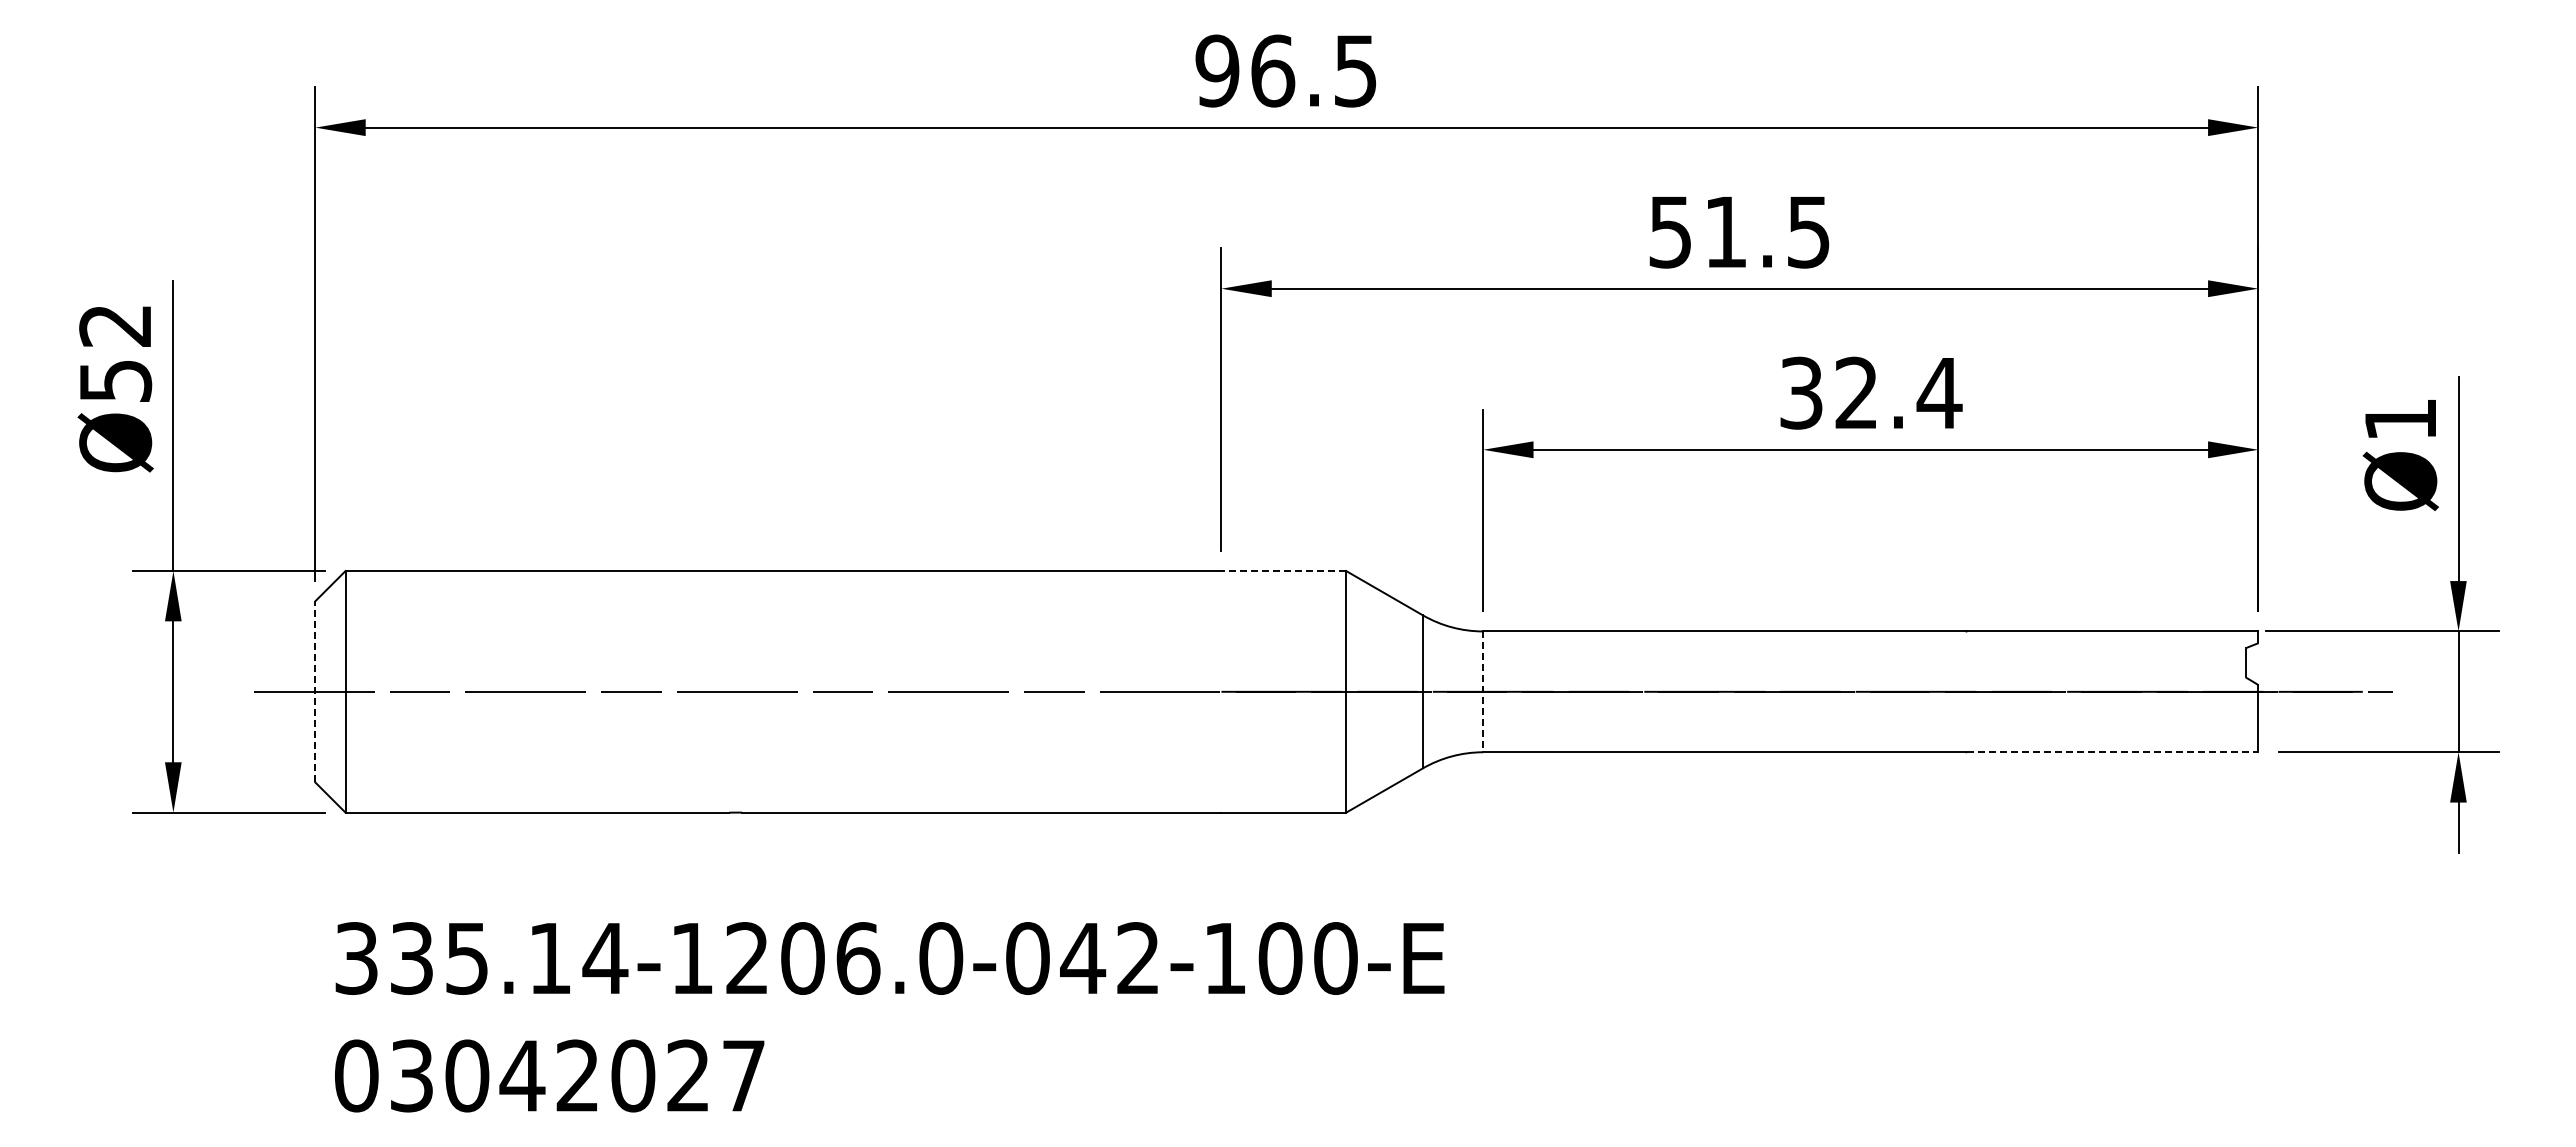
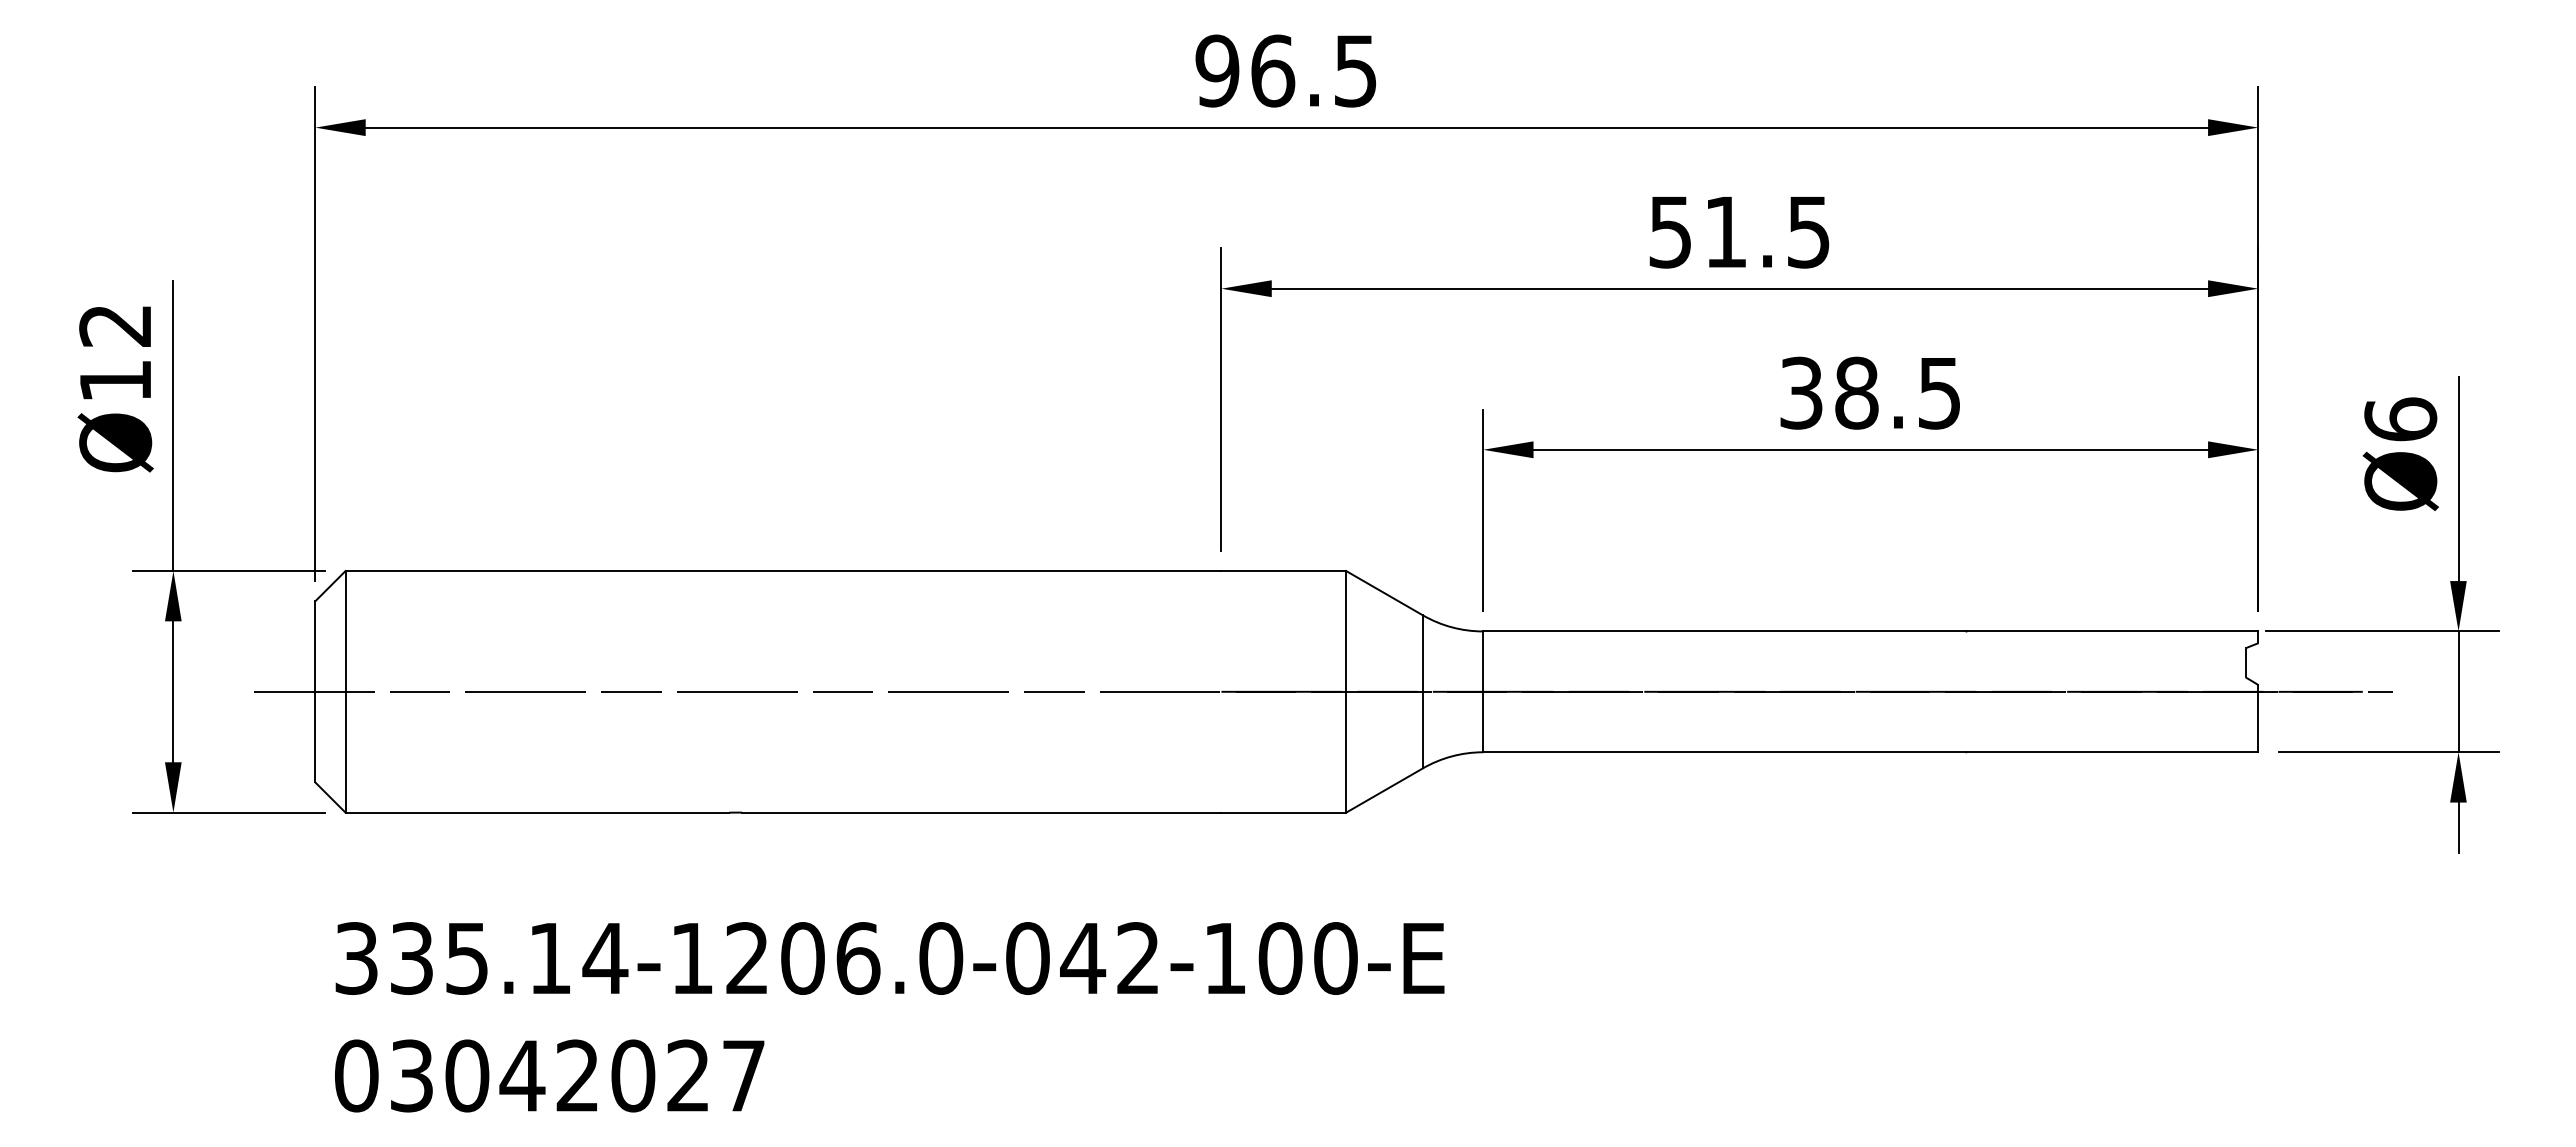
text: Ø52 -> Ø12 (116, 381)
text: 32.4 -> 38.5 (1898, 392)
text: Ø1 -> Ø6 (2400, 419)
line: dashed -> solid (1283, 571)
line: dashed -> solid (315, 691)
line: dashed -> solid (1483, 692)
line: dashed -> solid (2112, 752)
